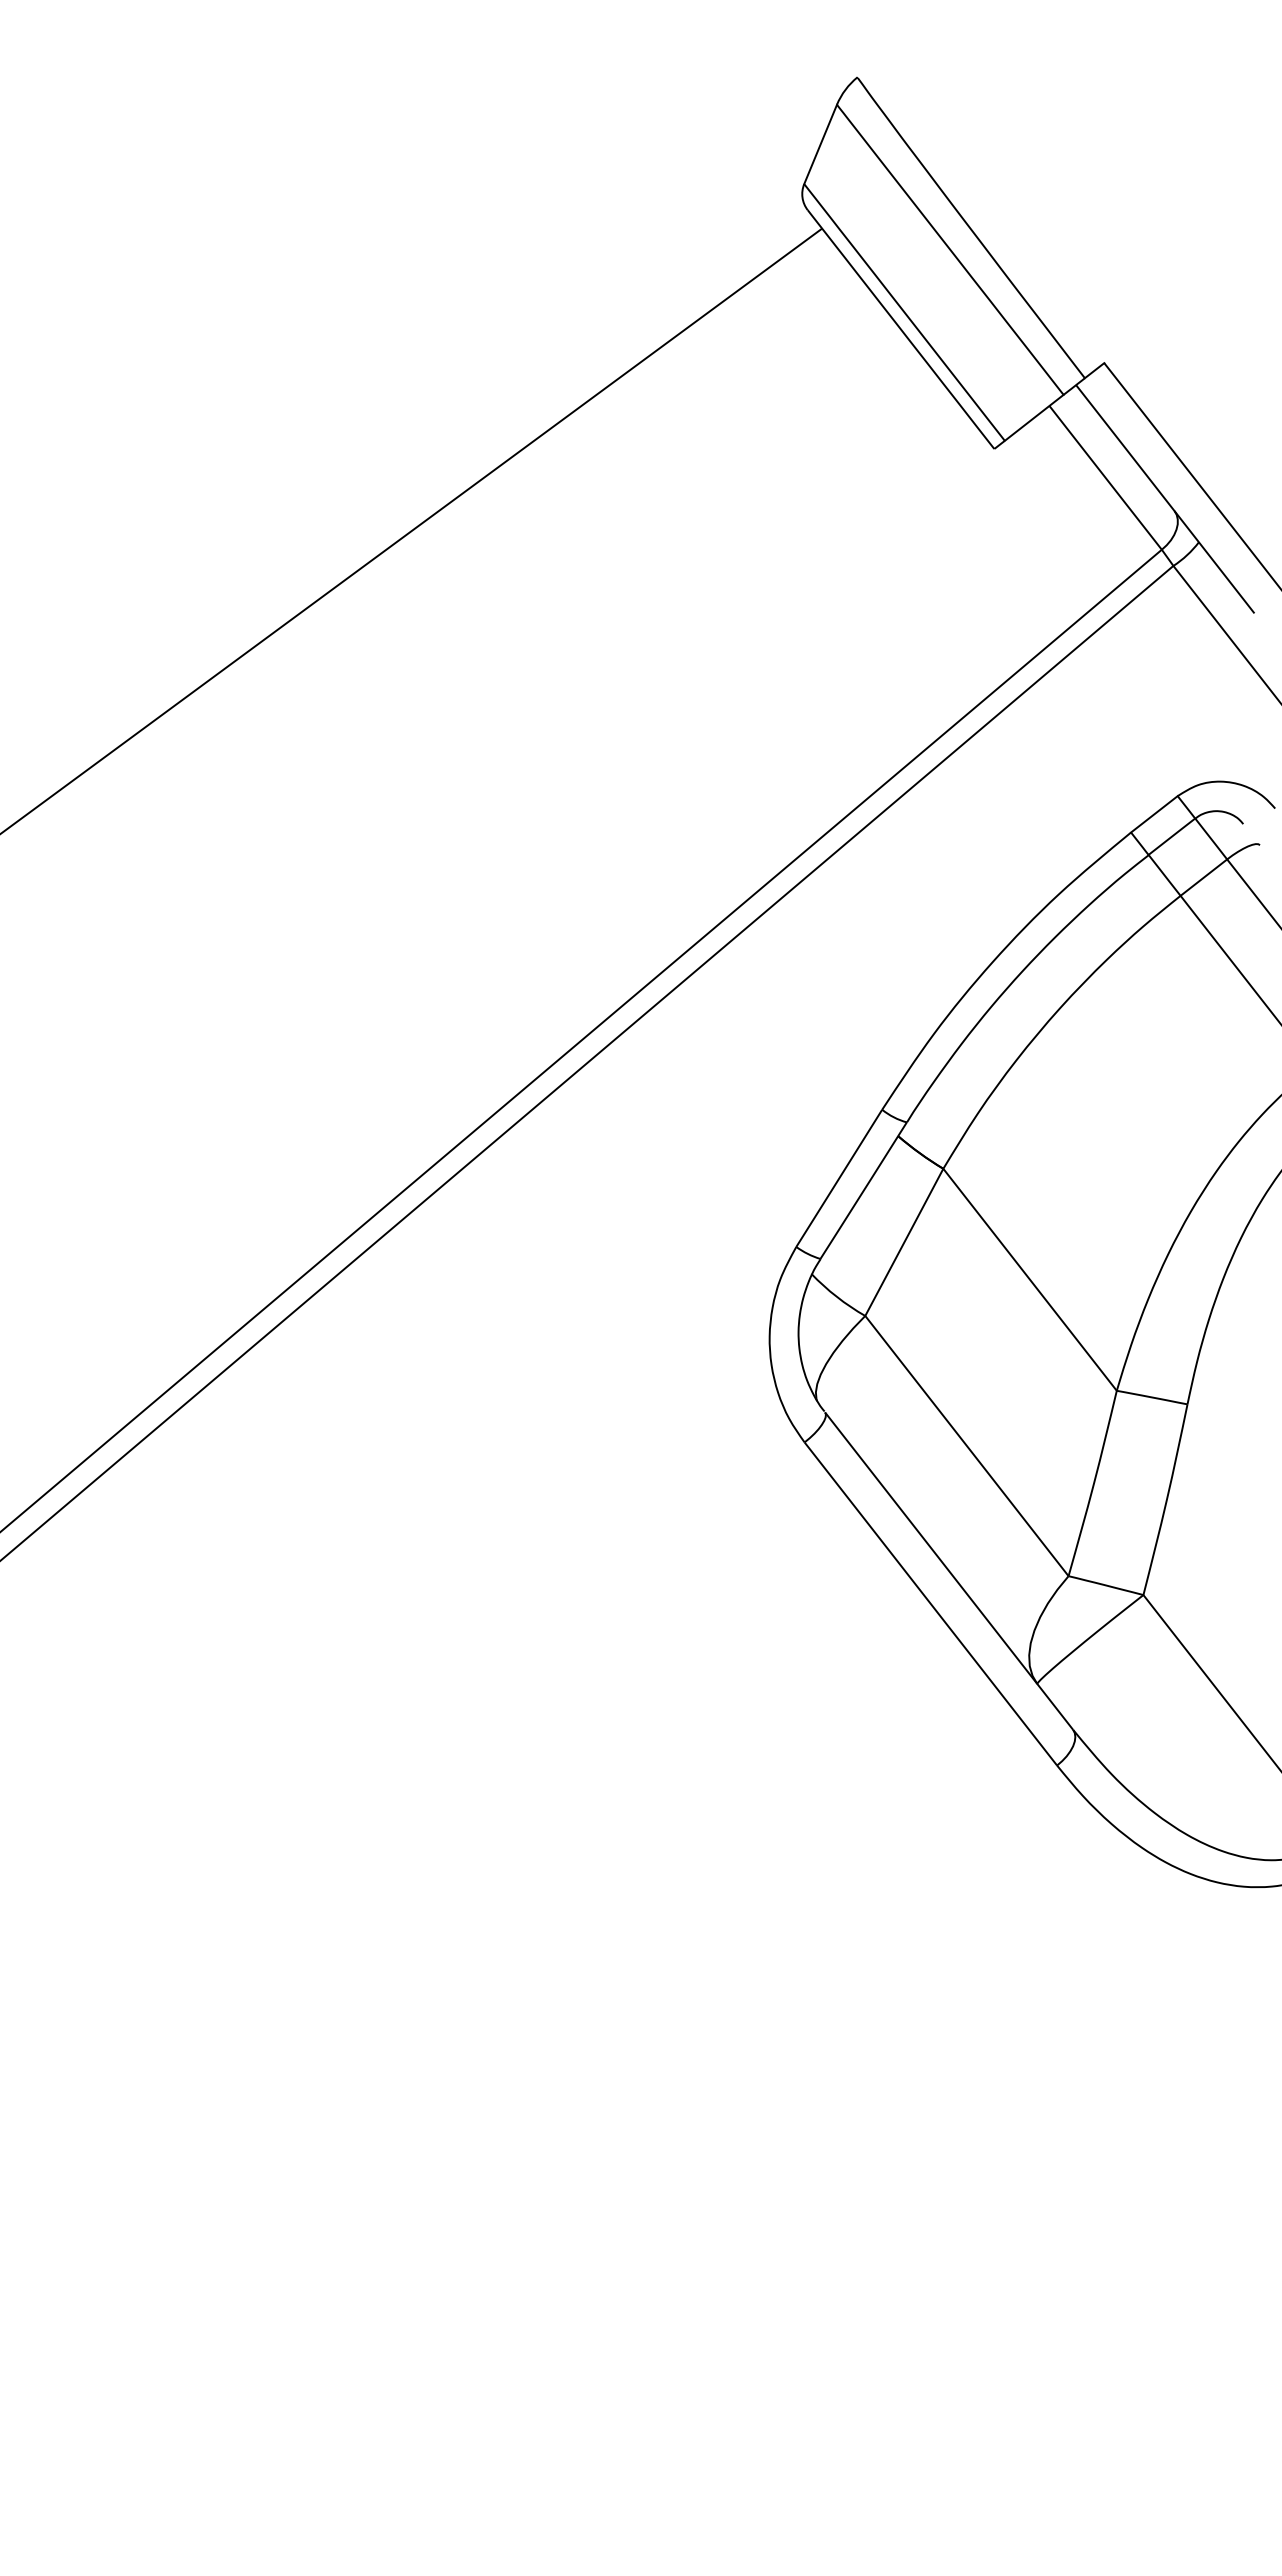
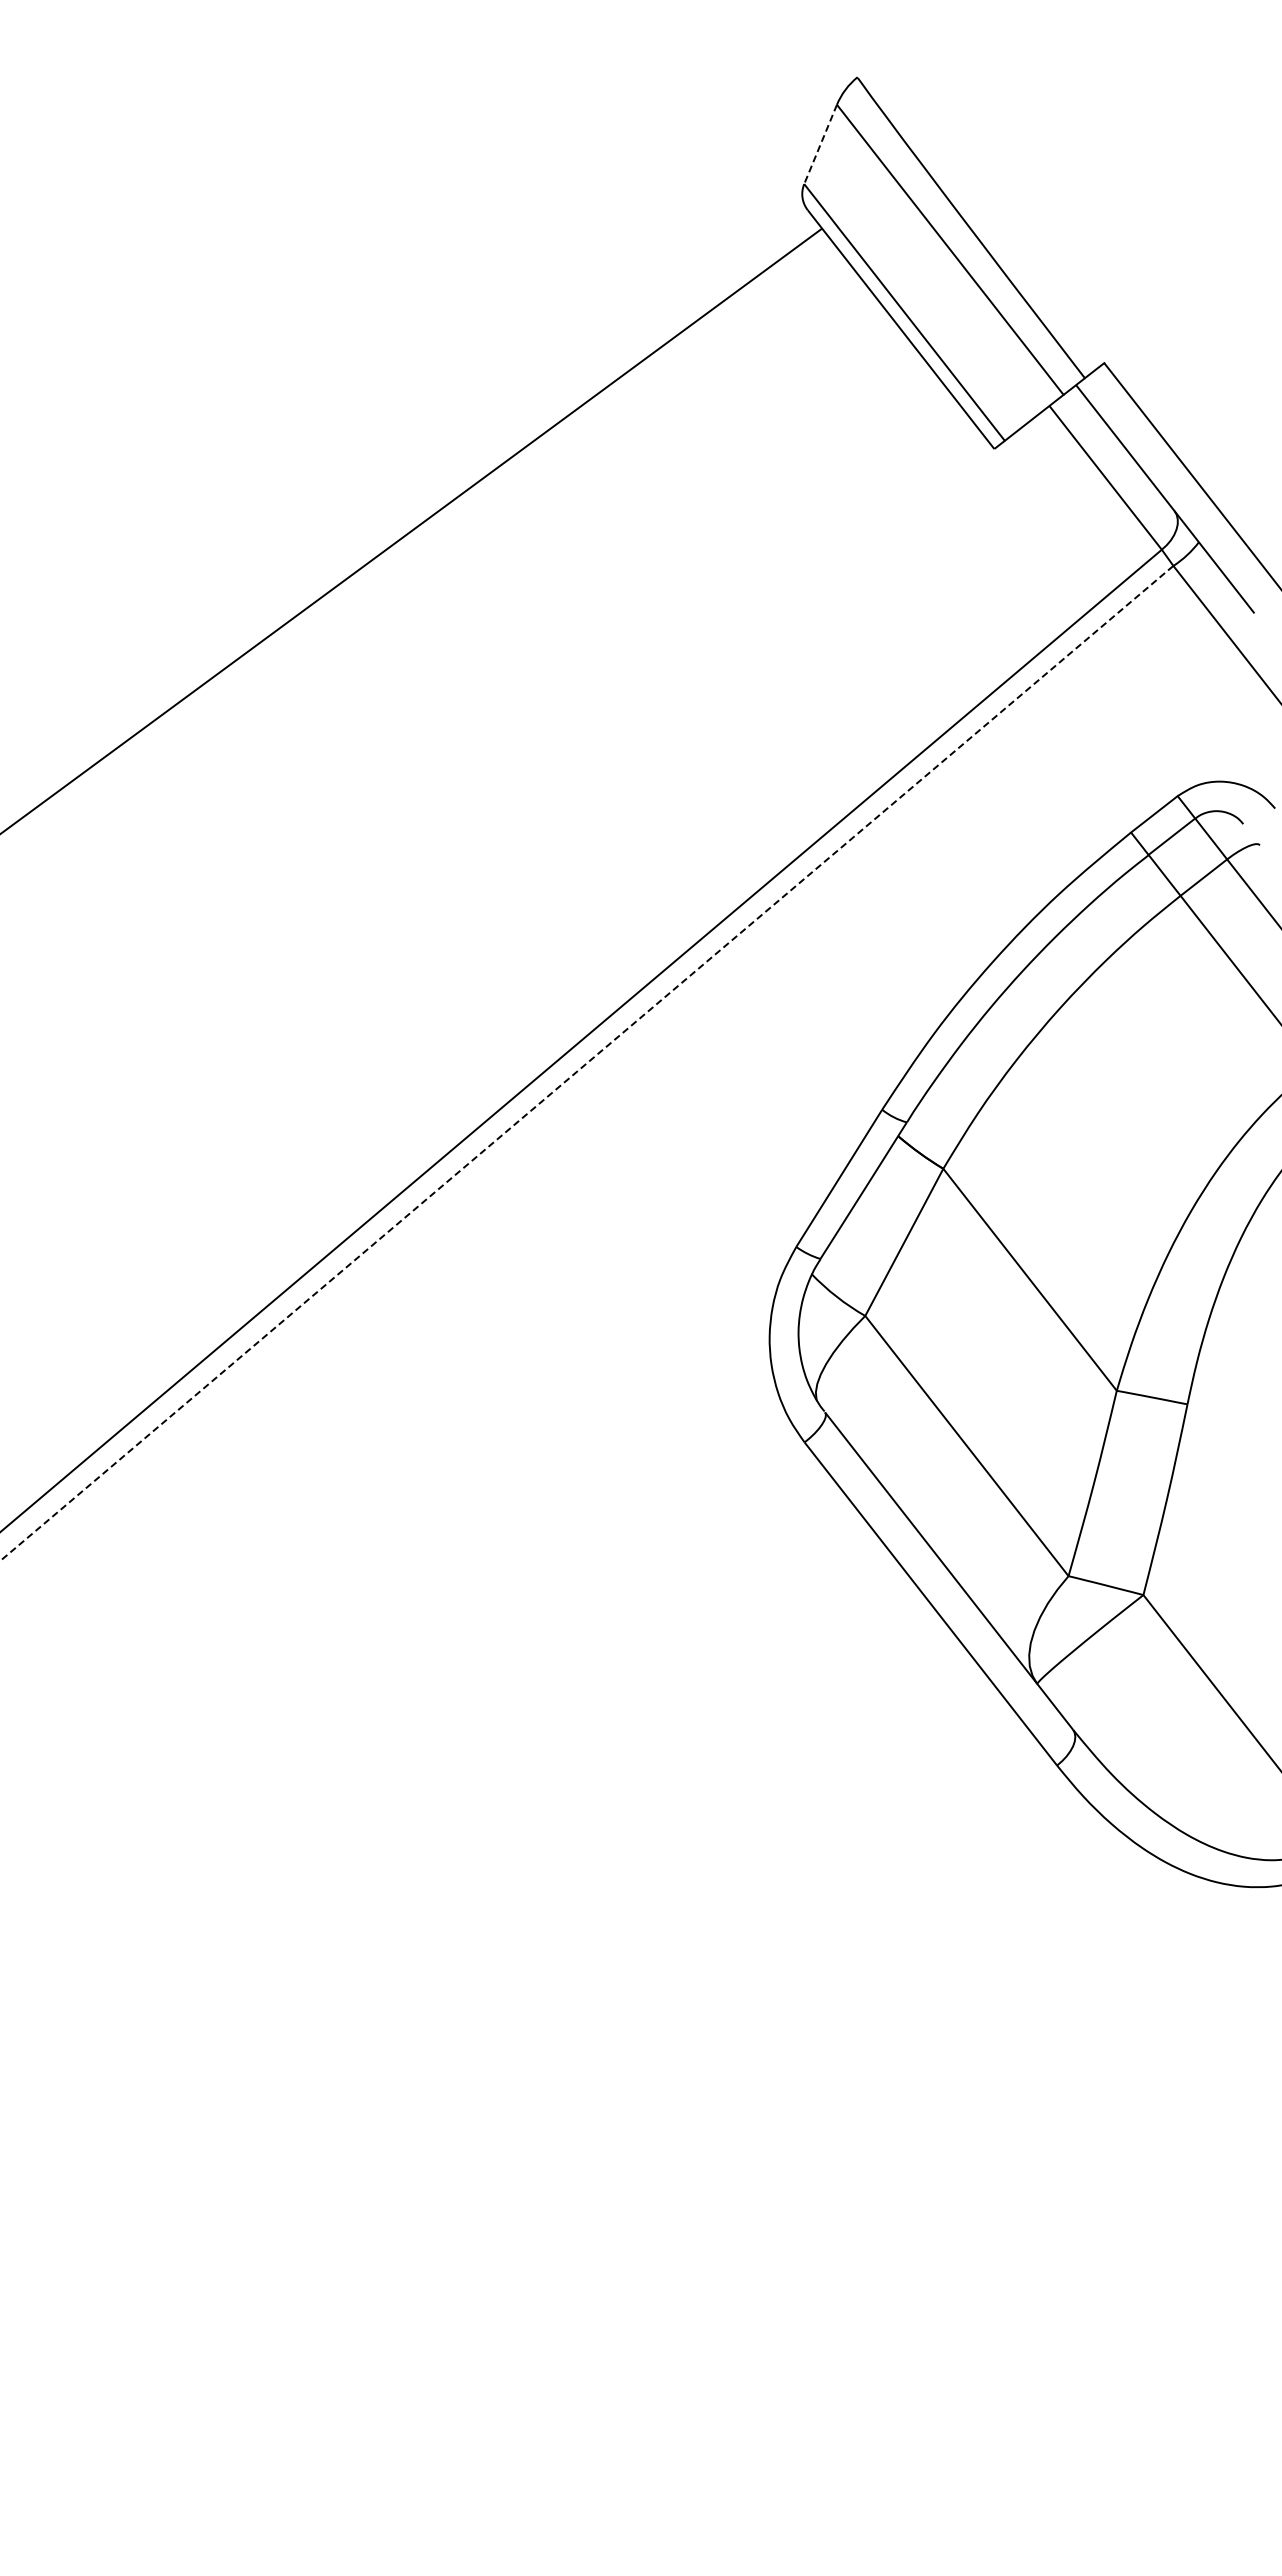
line: solid -> dashed (820, 144)
line: solid -> dashed (587, 1063)
